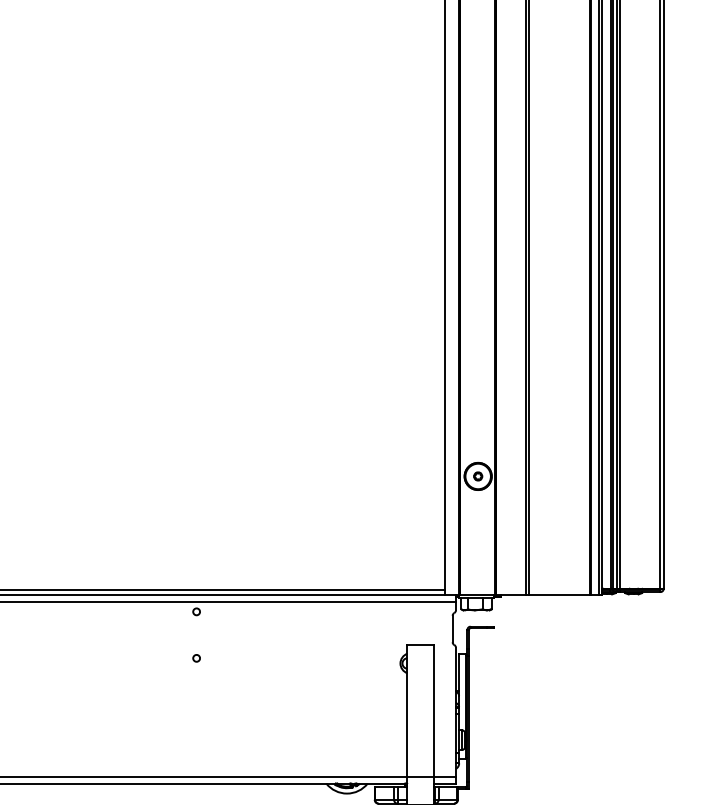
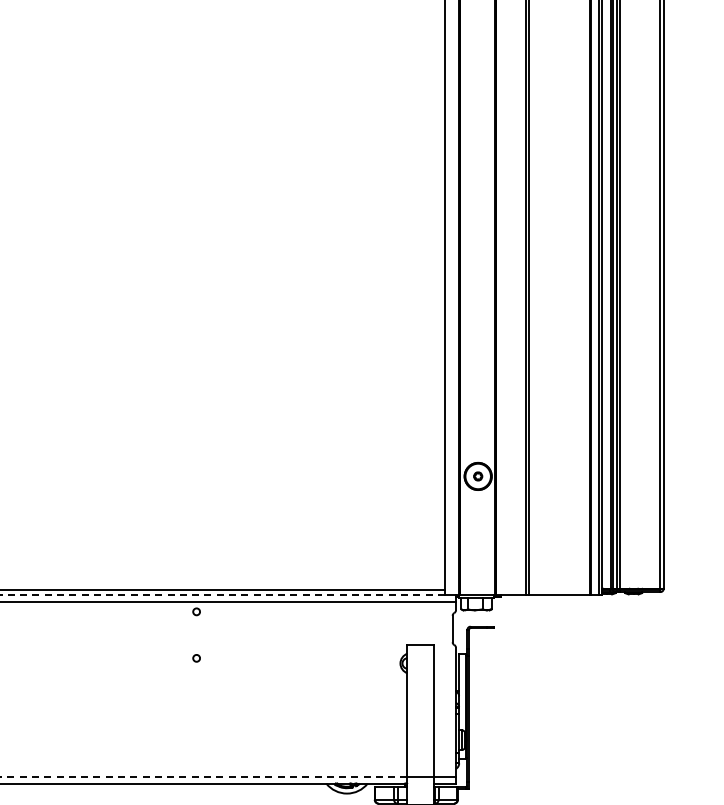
line: solid -> dashed (222, 595)
line: solid -> dashed (203, 777)
